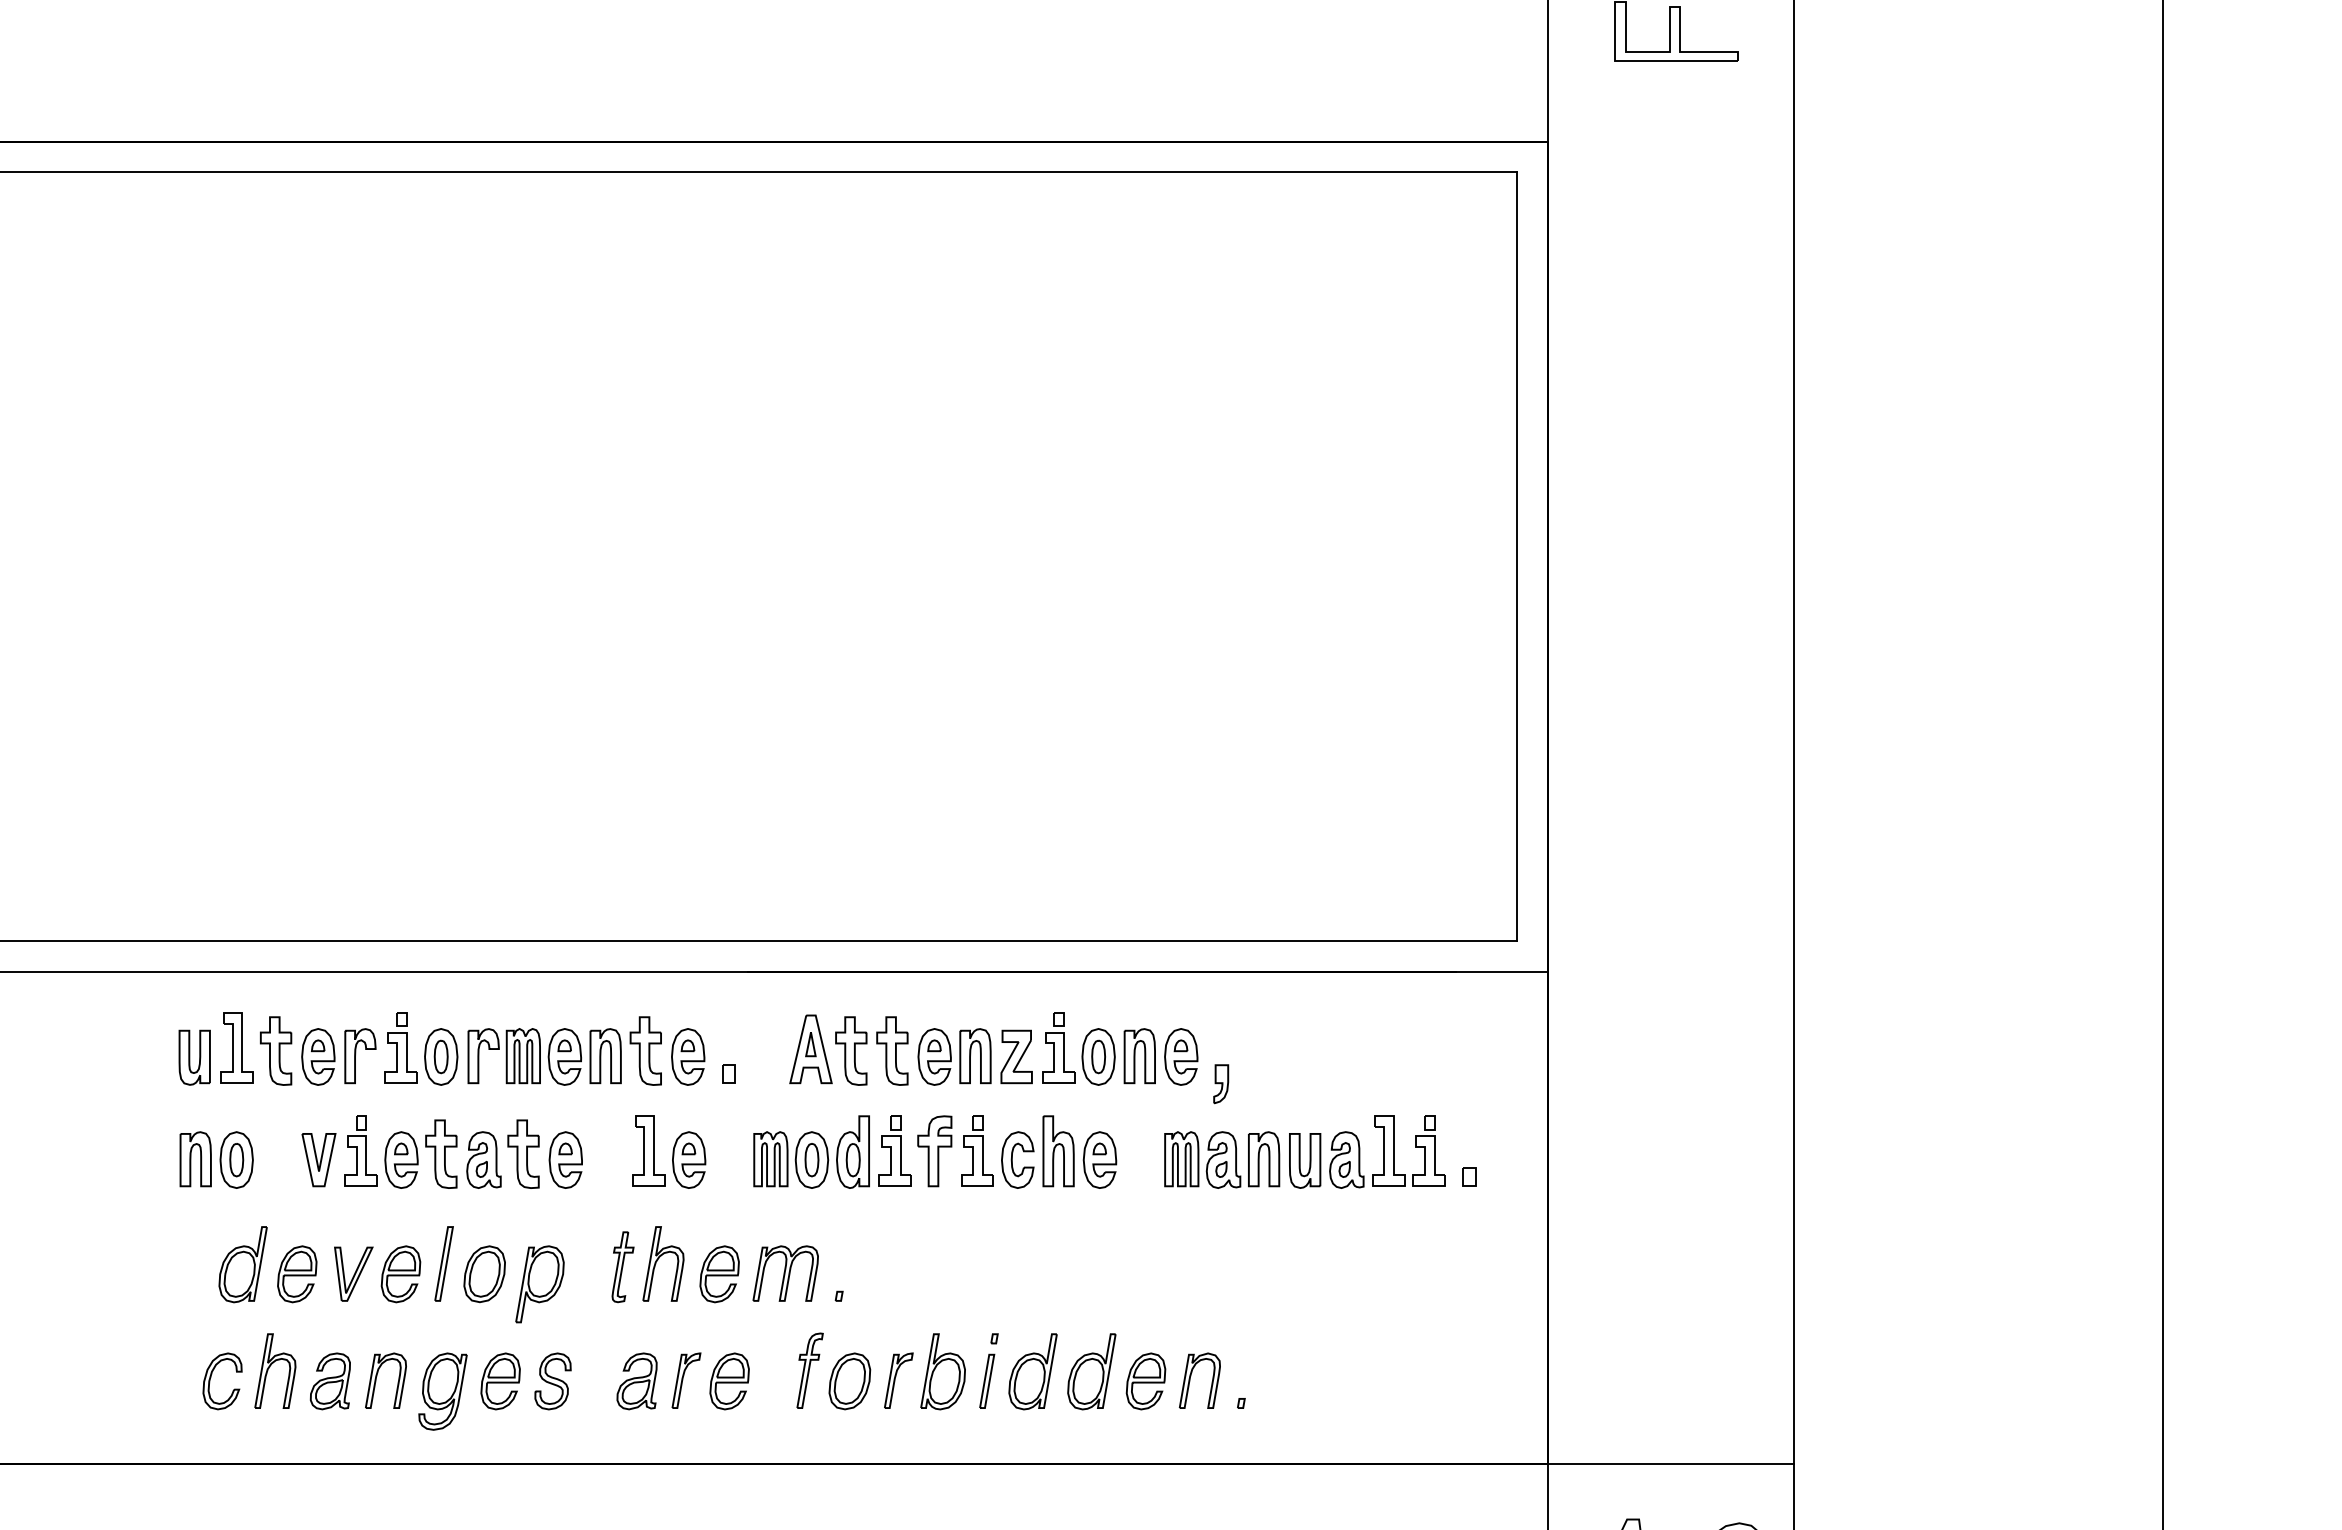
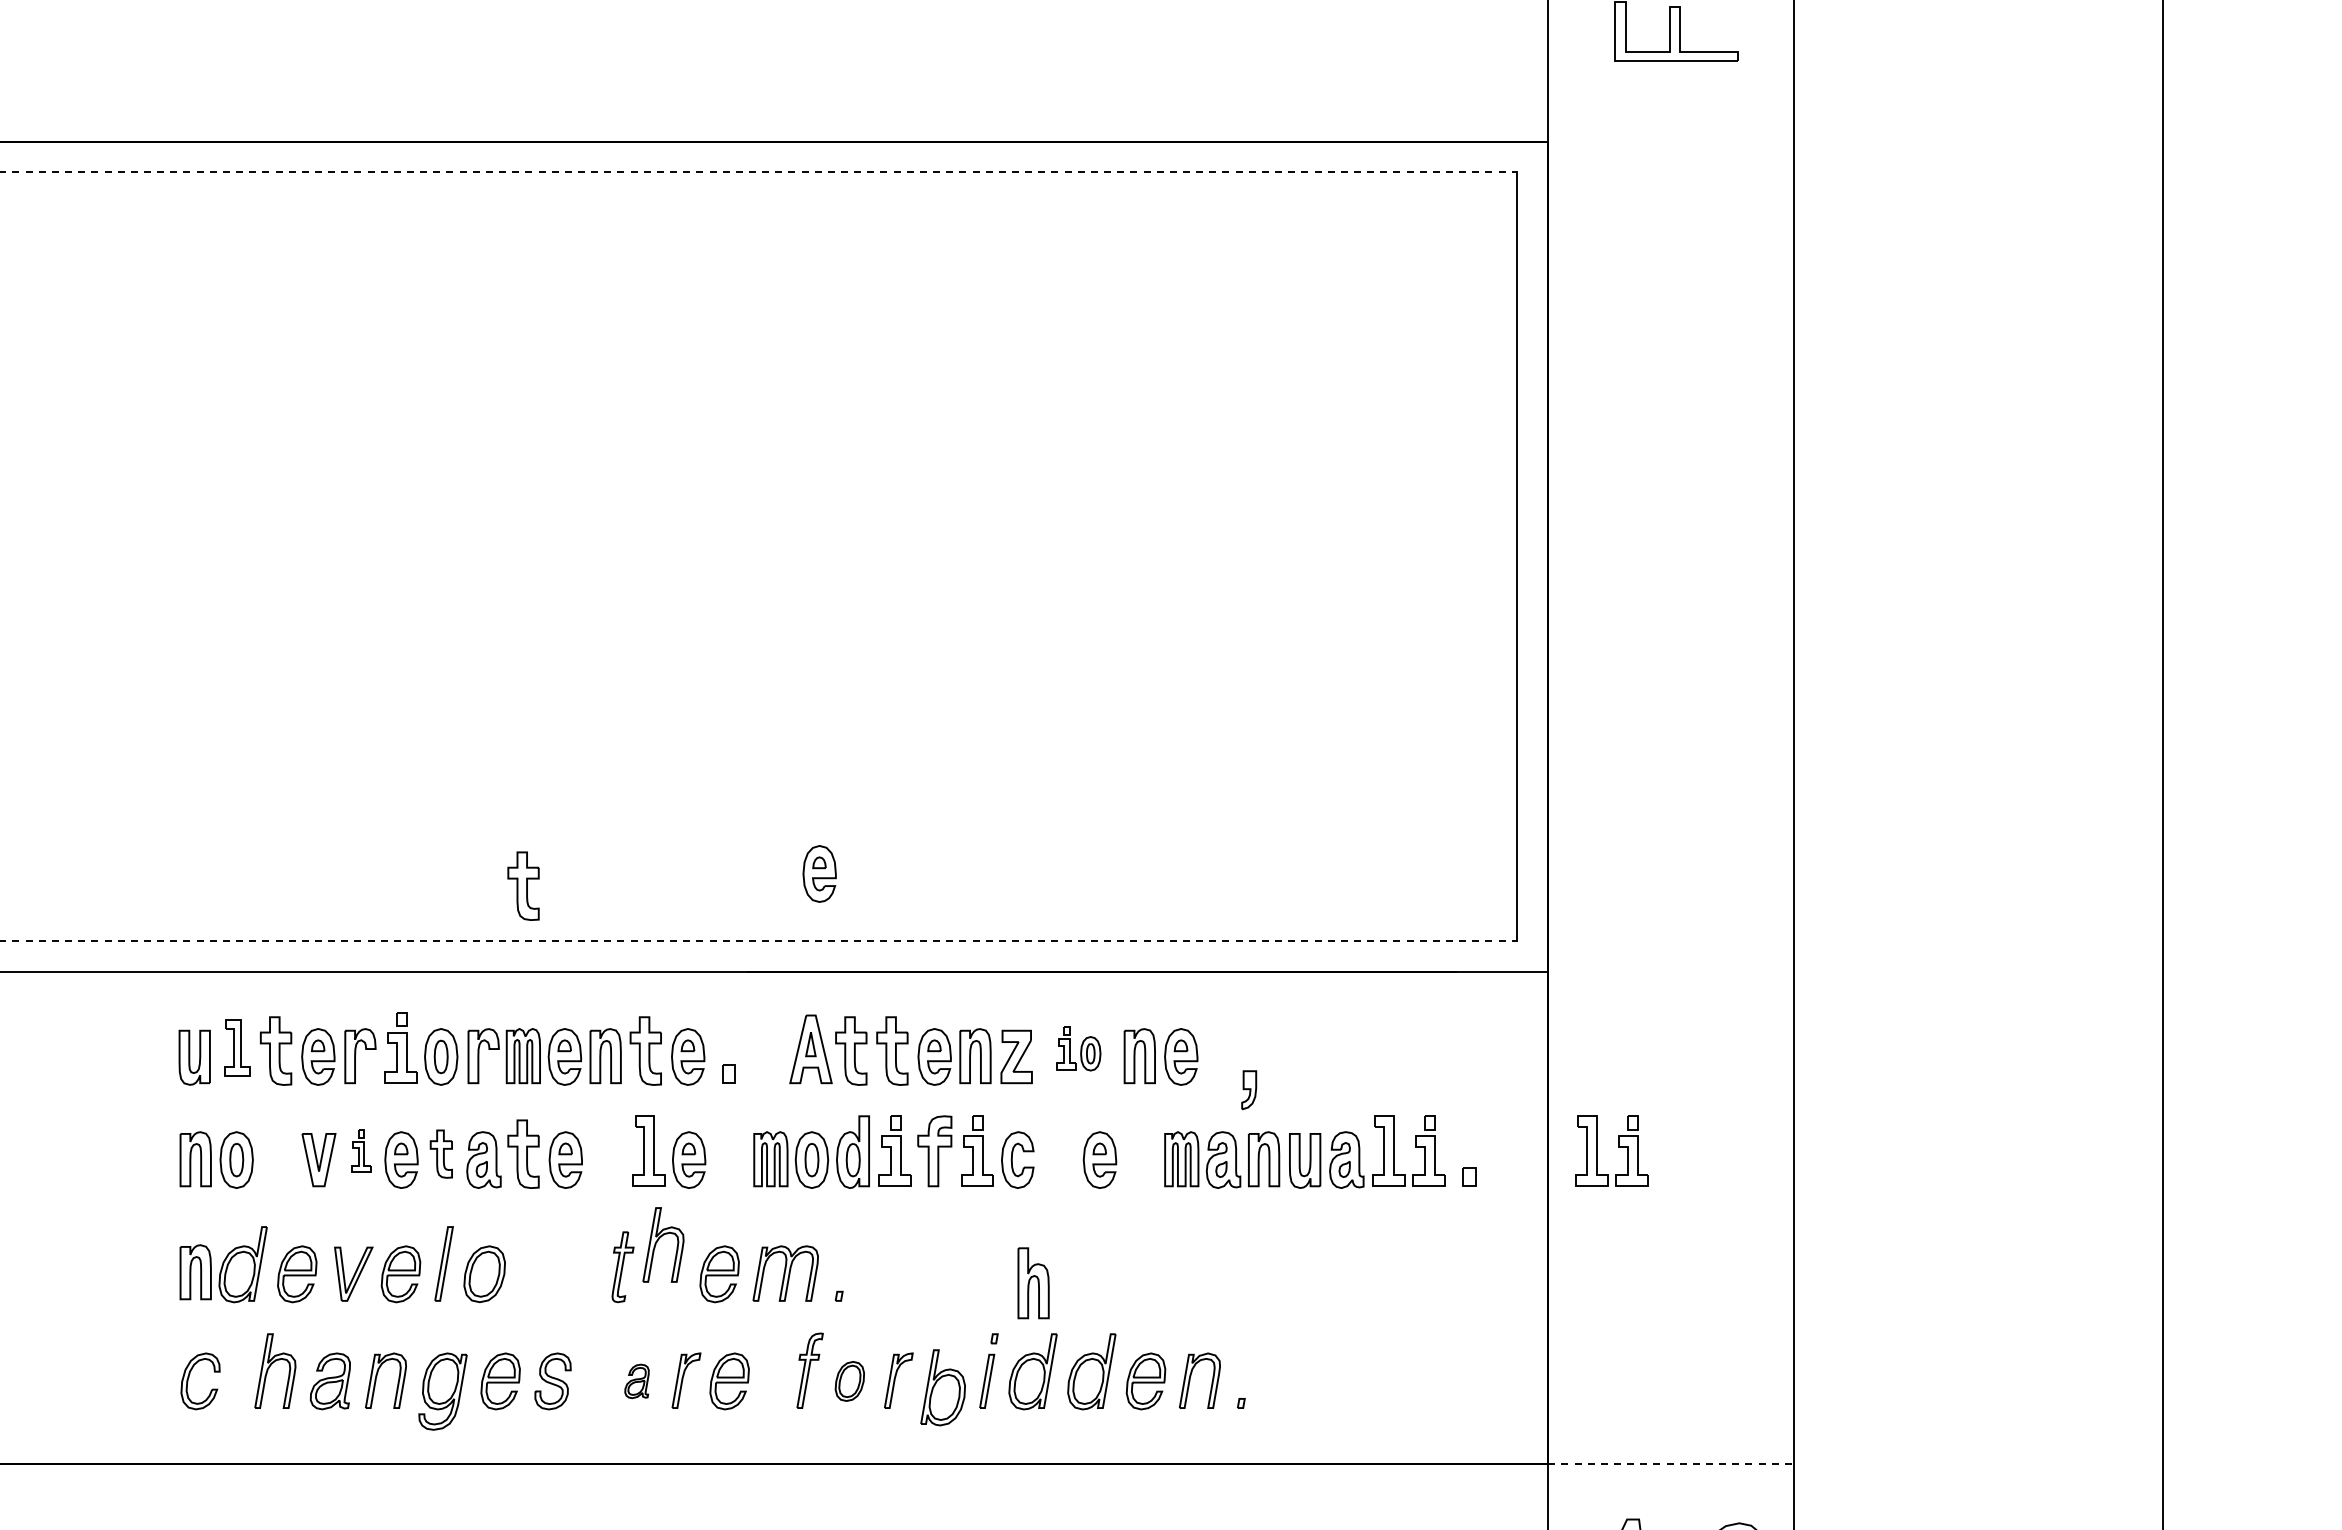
line: solid -> dashed (759, 172)
part: none -> present (819, 873)
part: none -> present (523, 885)
line: solid -> dashed (759, 941)
part size: 34x72 px -> 27x58 px (237, 1047)
part size: 74x74 px -> 46x46 px (1078, 1048)
part position: (1221, 1084) -> (1249, 1090) (1249, 1090)
part: none -> present (1618, 1147)
part size: 34x72 px -> 21x44 px (361, 1150)
part position: (1058, 1151) -> (1033, 1283) (1033, 1283)
part size: 33x70 px -> 24x50 px (440, 1153)
part position: (657, 1261) -> (657, 1242) (657, 1242)
part: none -> present (195, 1272)
part: present -> none (539, 1284)
part position: (942, 1371) -> (942, 1387) (942, 1387)
part position: (211, 1377) -> (189, 1377) (189, 1377)
part size: 42x59 px -> 26x37 px (636, 1381)
part size: 44x59 px -> 31x41 px (849, 1381)
line: solid -> dashed (1671, 1464)
